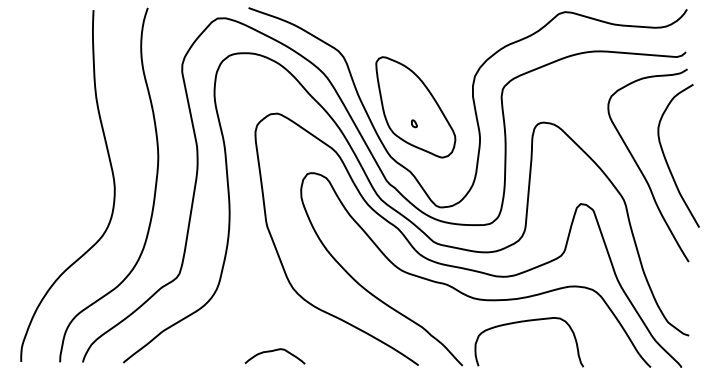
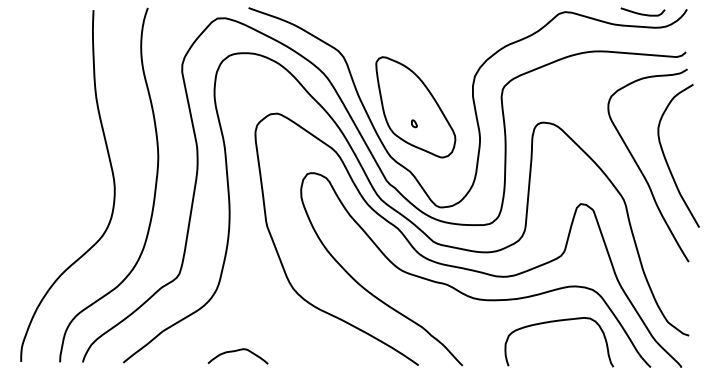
curve: none -> present (642, 13)
curve position: (524, 322) -> (554, 322) (554, 322)
curve position: (274, 351) -> (237, 351) (237, 351)
